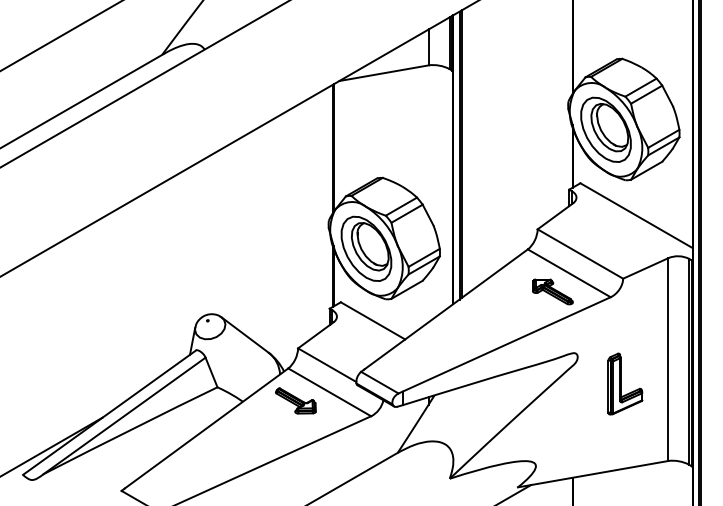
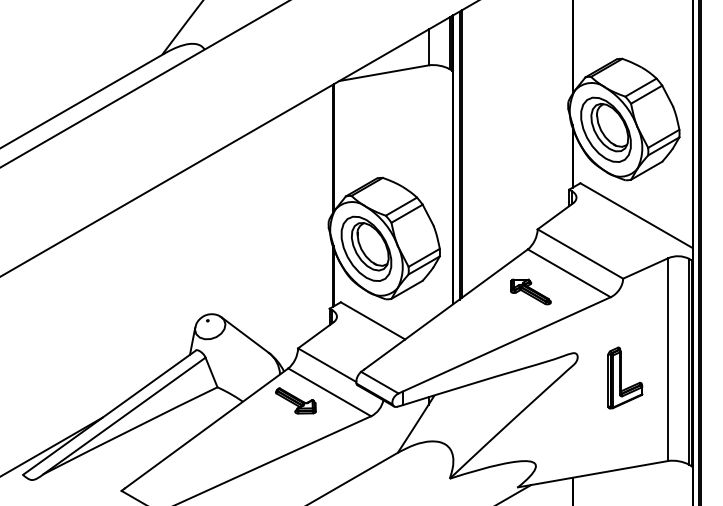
line: present -> none (60, 35)
part position: (552, 291) -> (530, 291) (530, 291)
part position: (625, 383) -> (625, 377) (625, 377)
